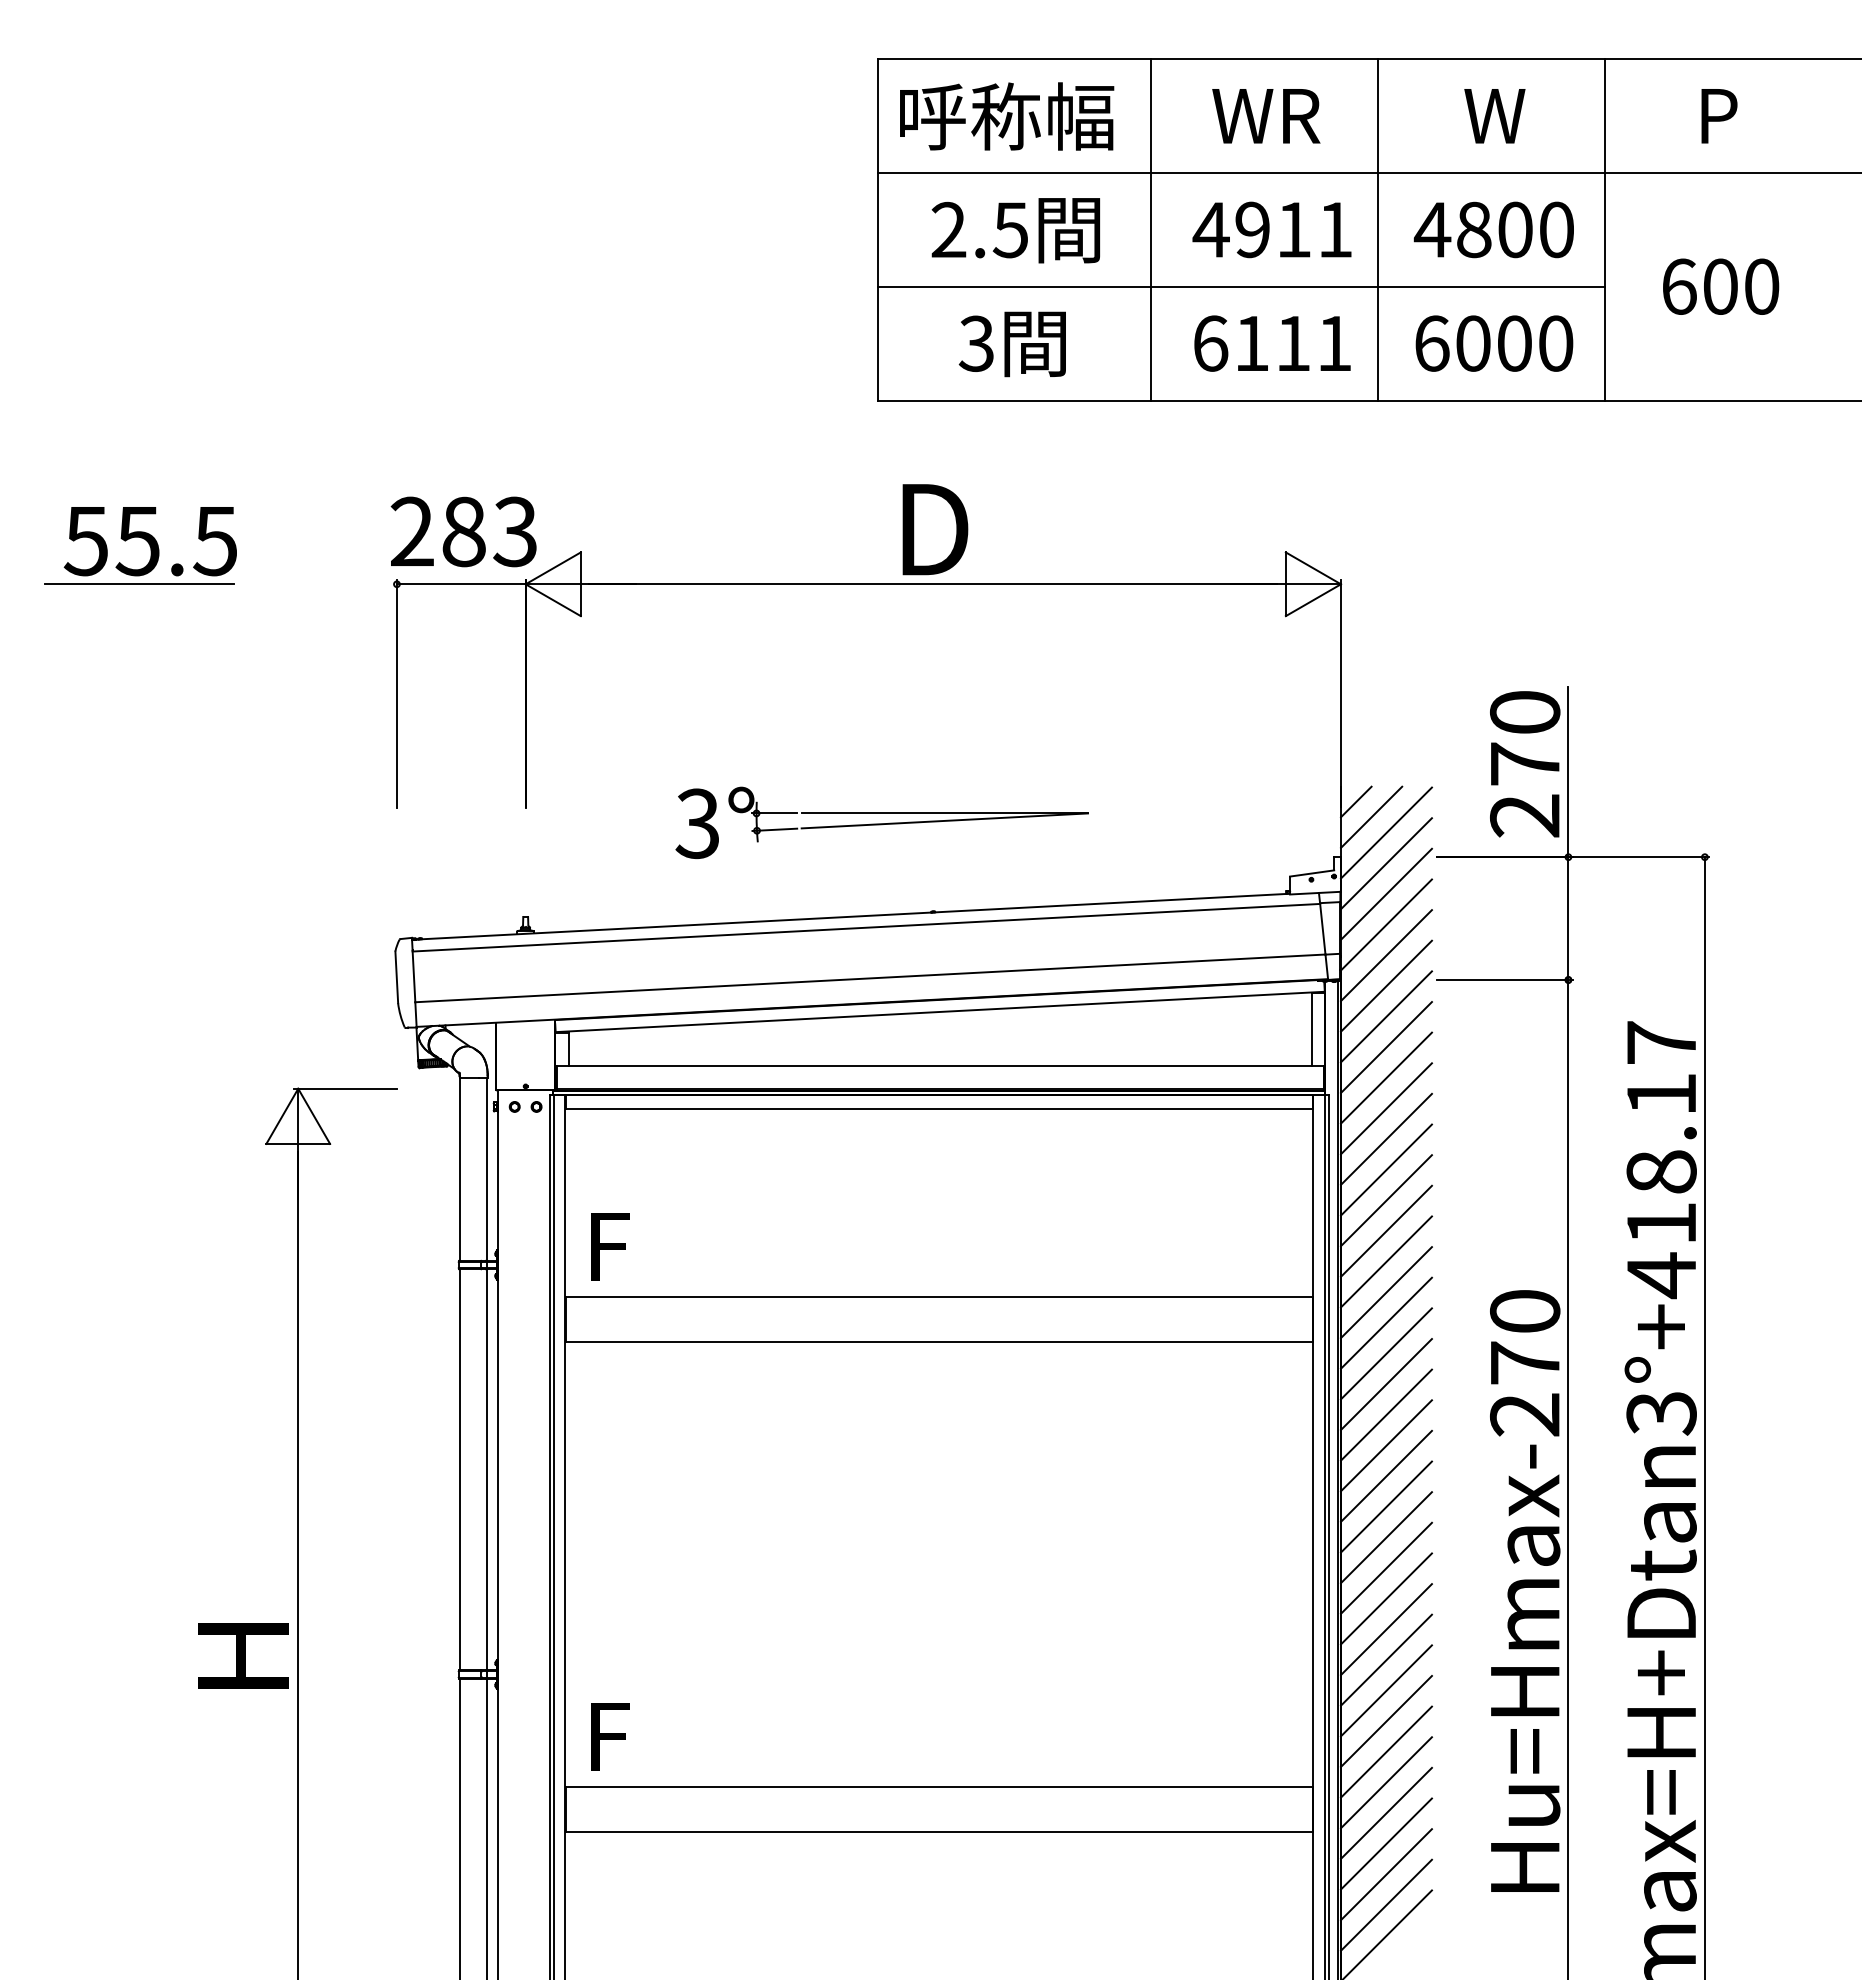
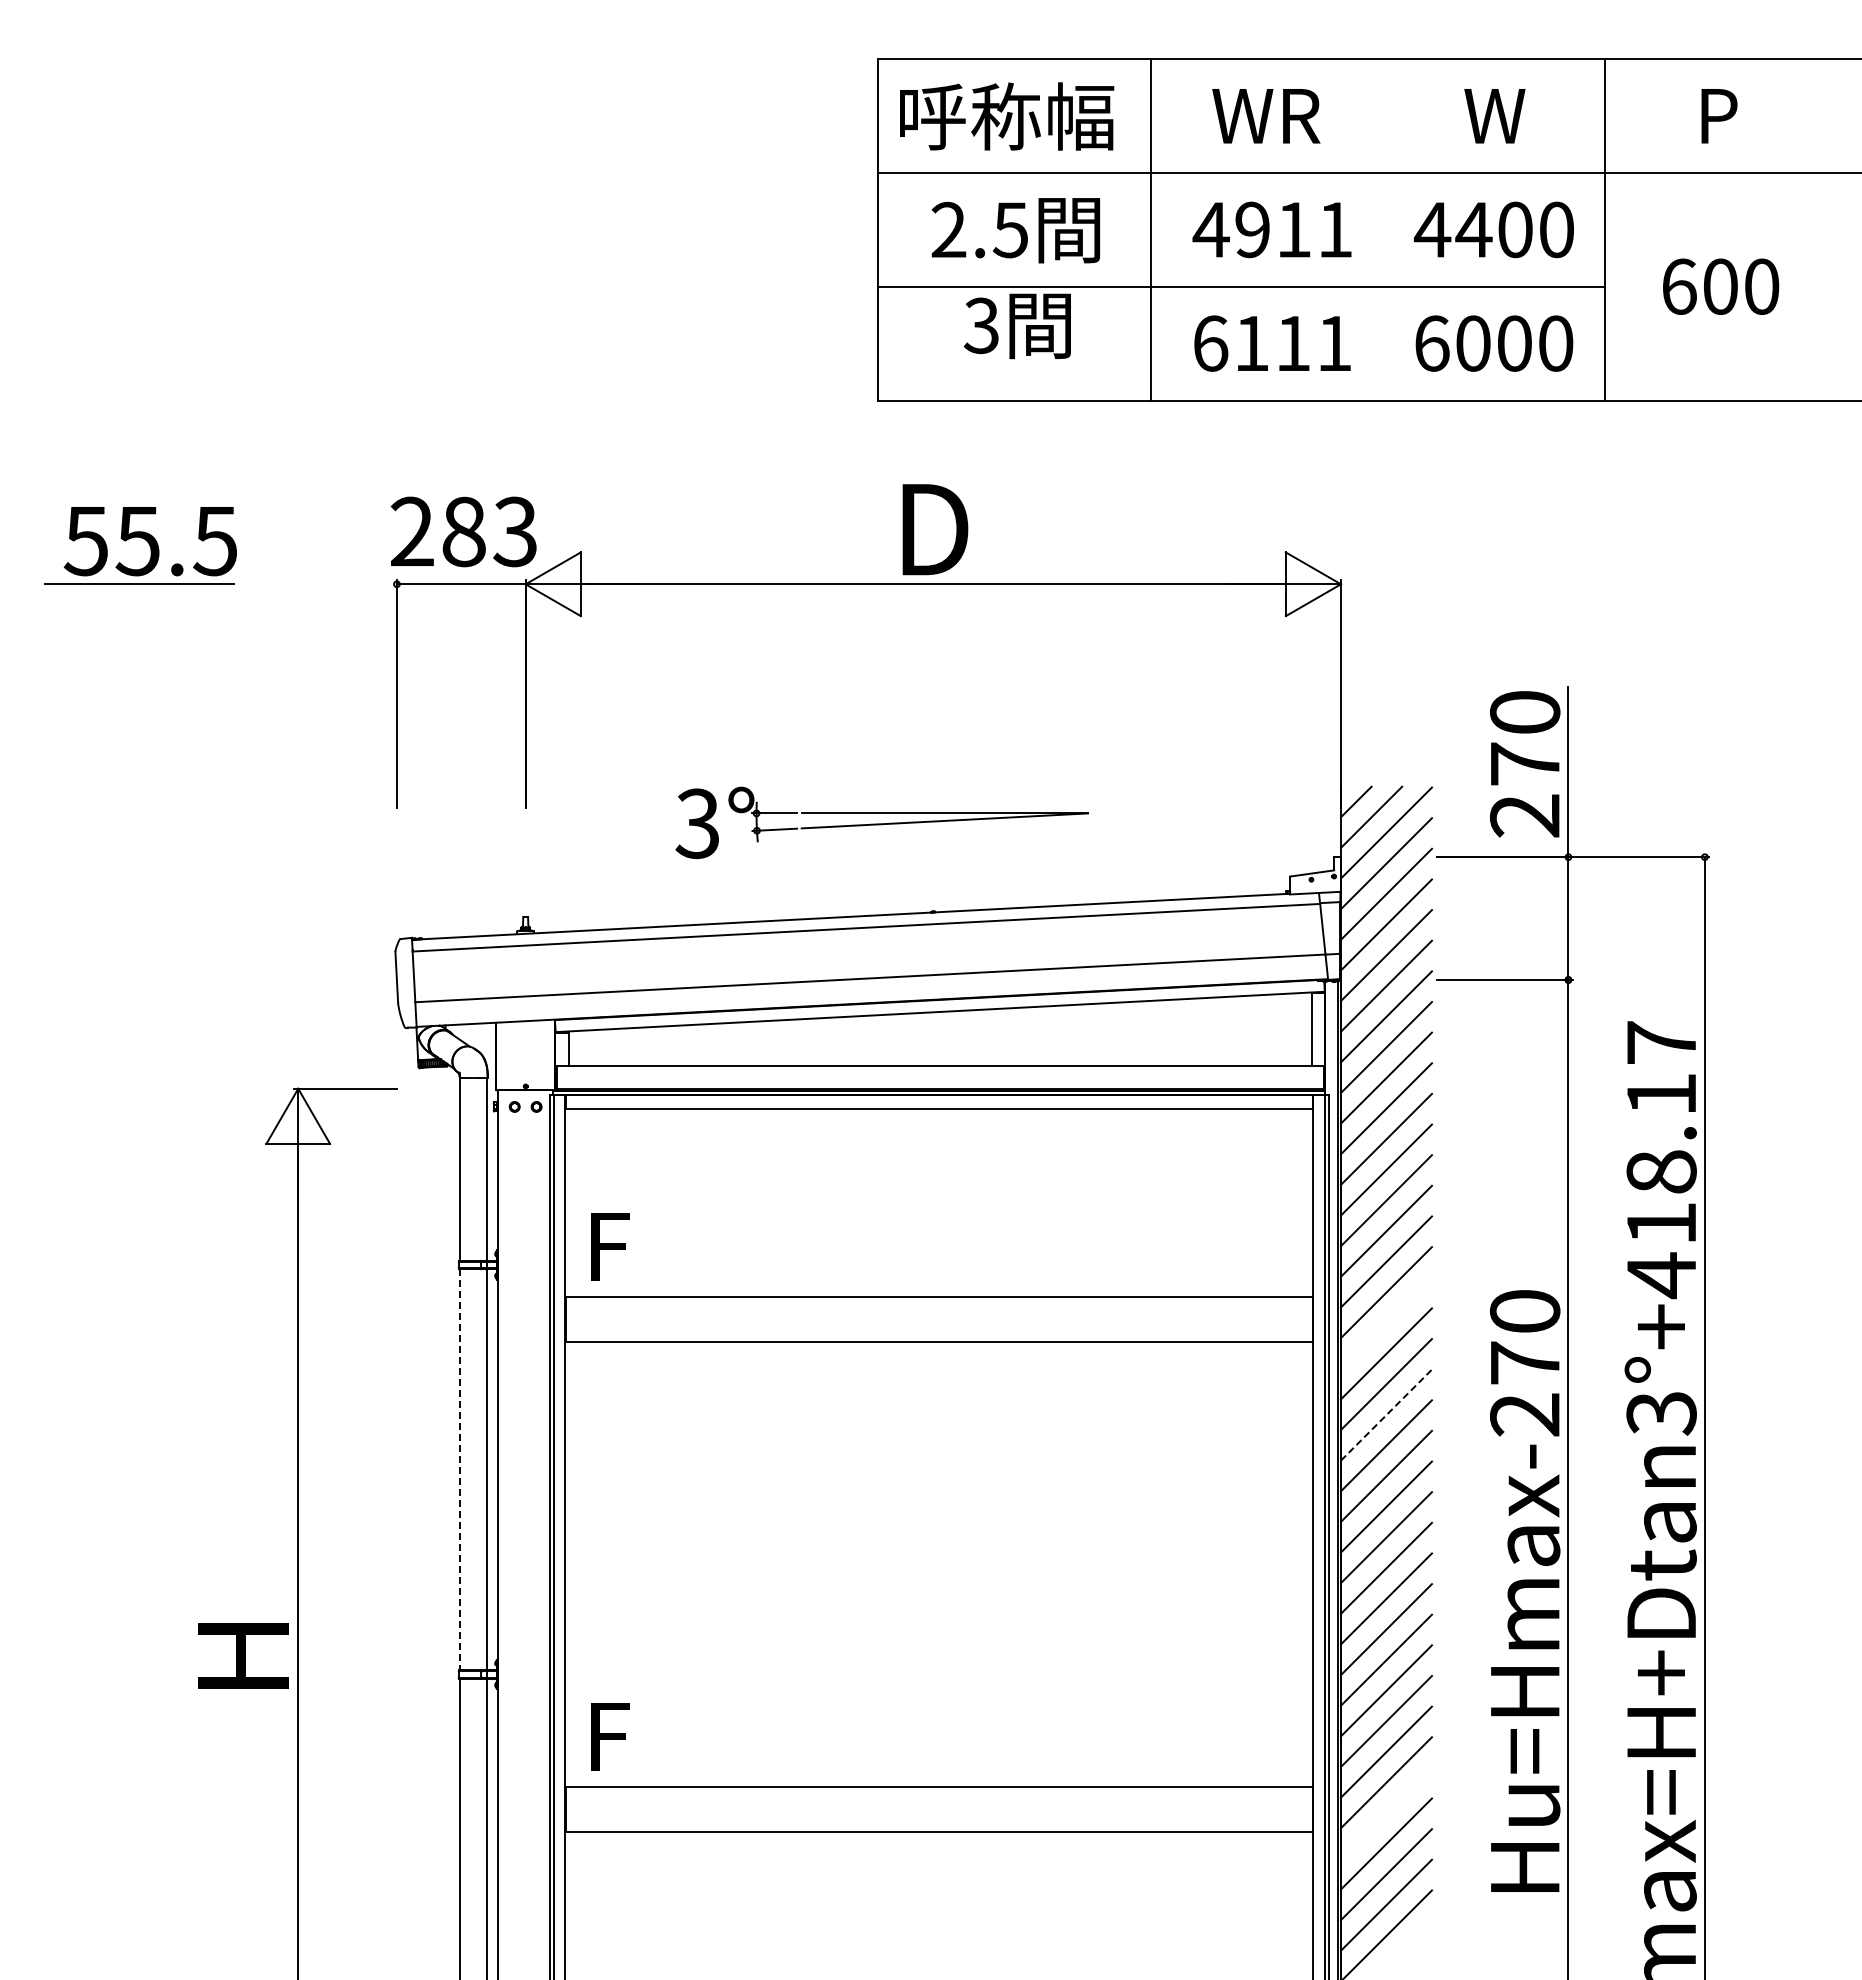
line: present -> none (1378, 229)
text: 4800 -> 4400 (1473, 229)
text position: (1011, 344) -> (1016, 326) (1016, 326)
line: present -> none (1386, 1322)
line: solid -> dashed (1386, 1414)
line: solid -> dashed (460, 1469)
line: present -> none (1386, 1812)
